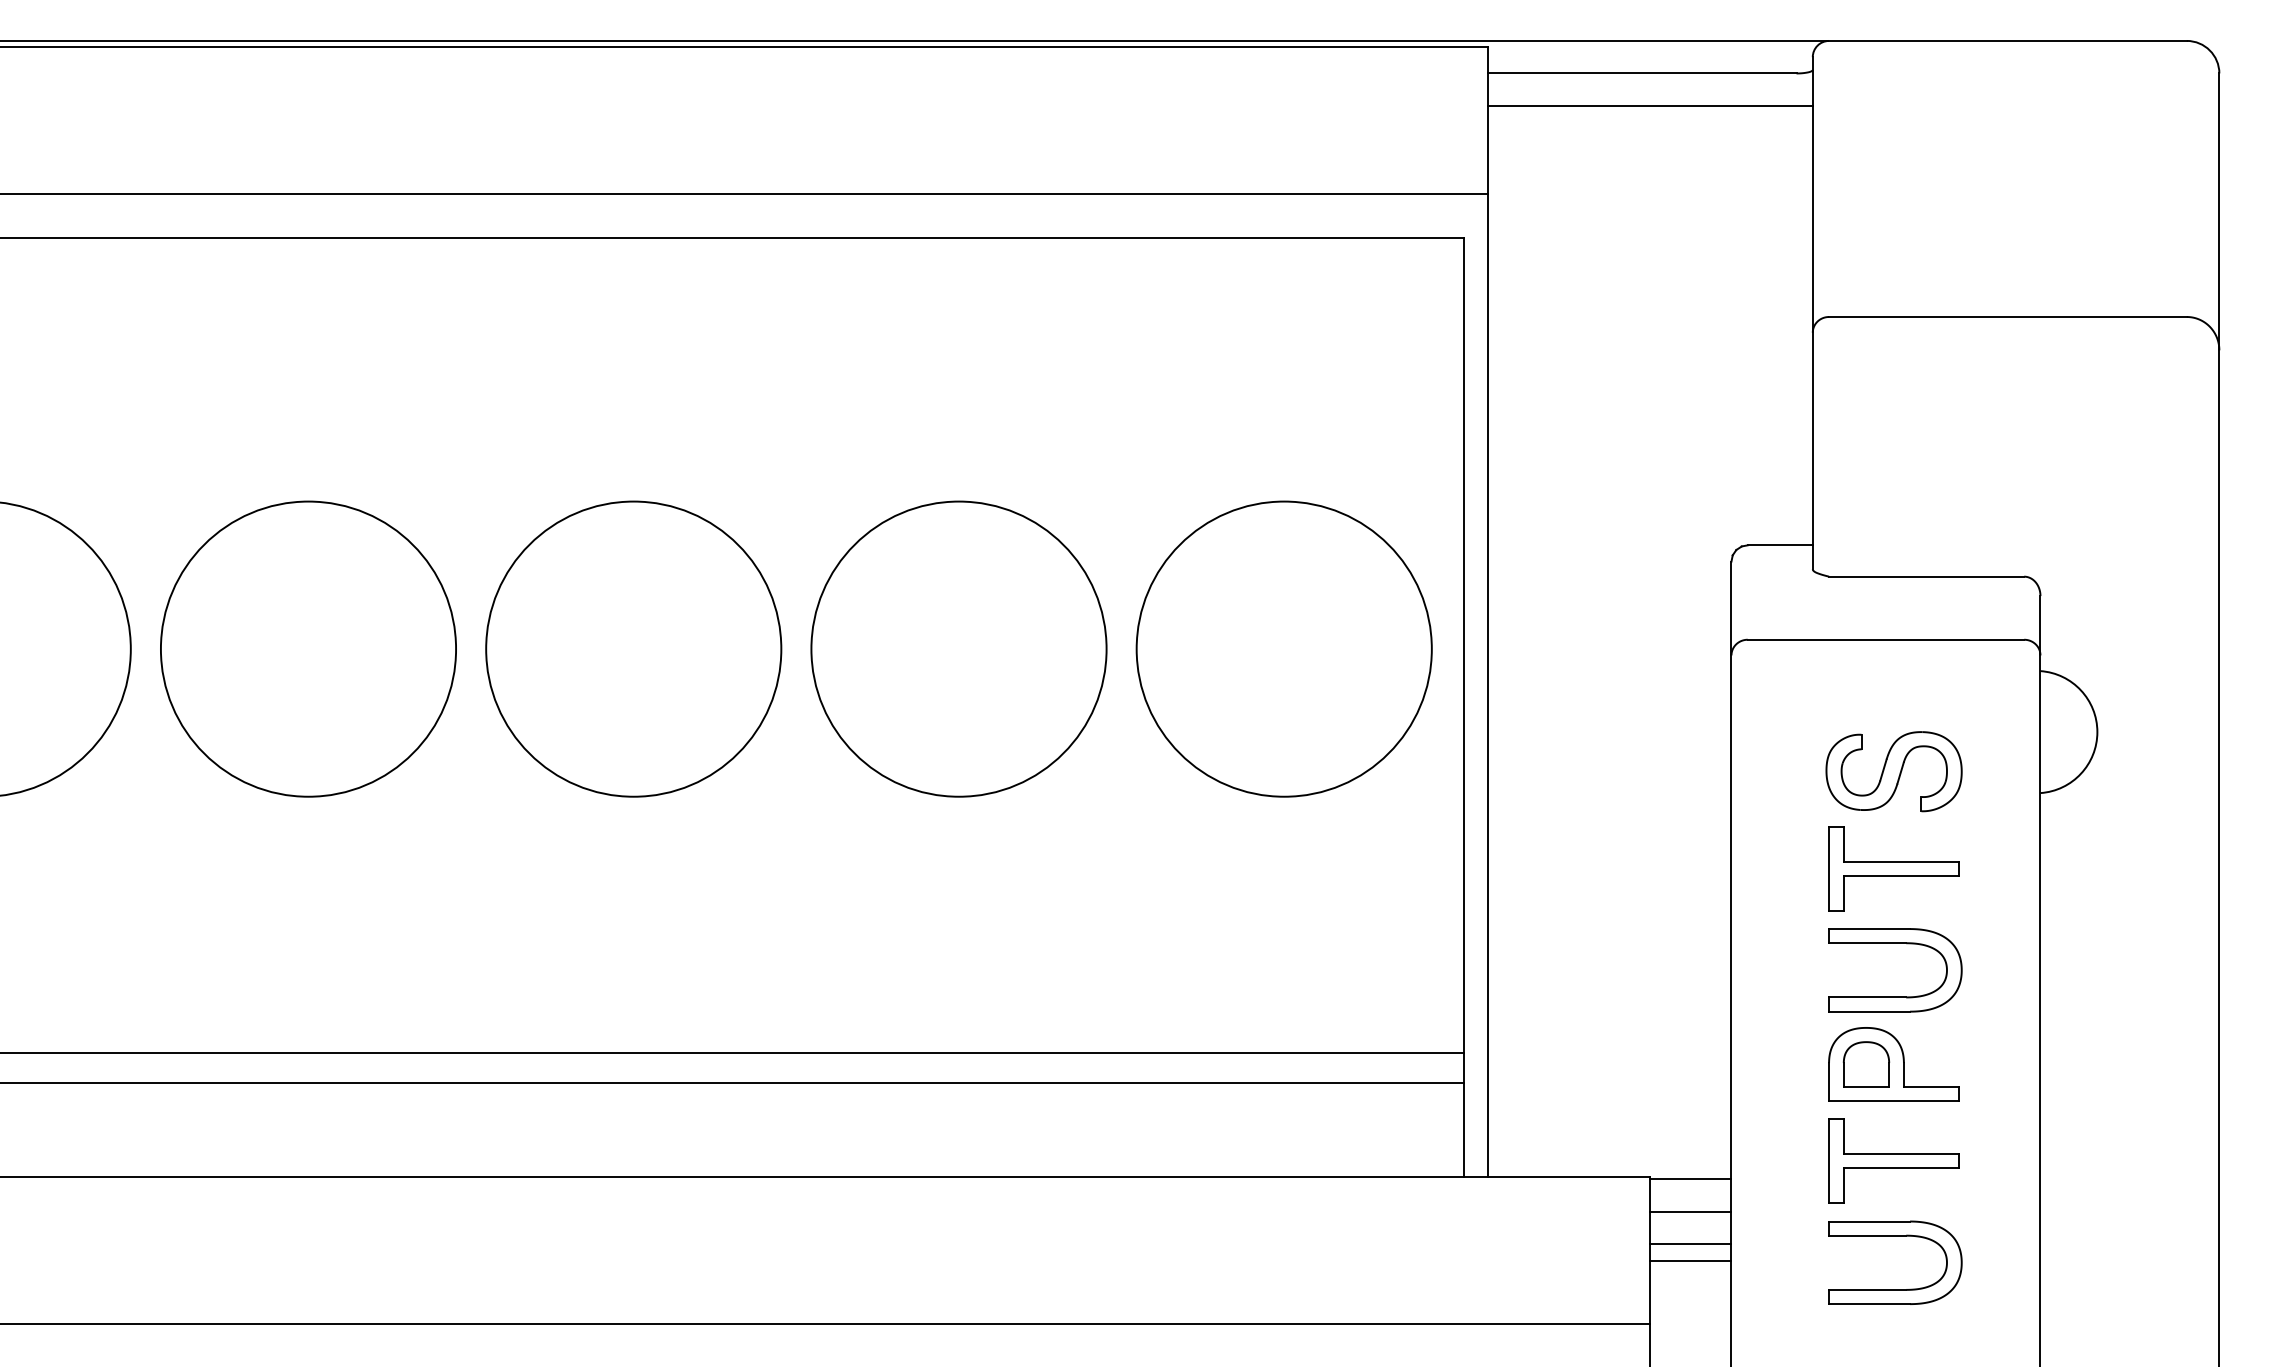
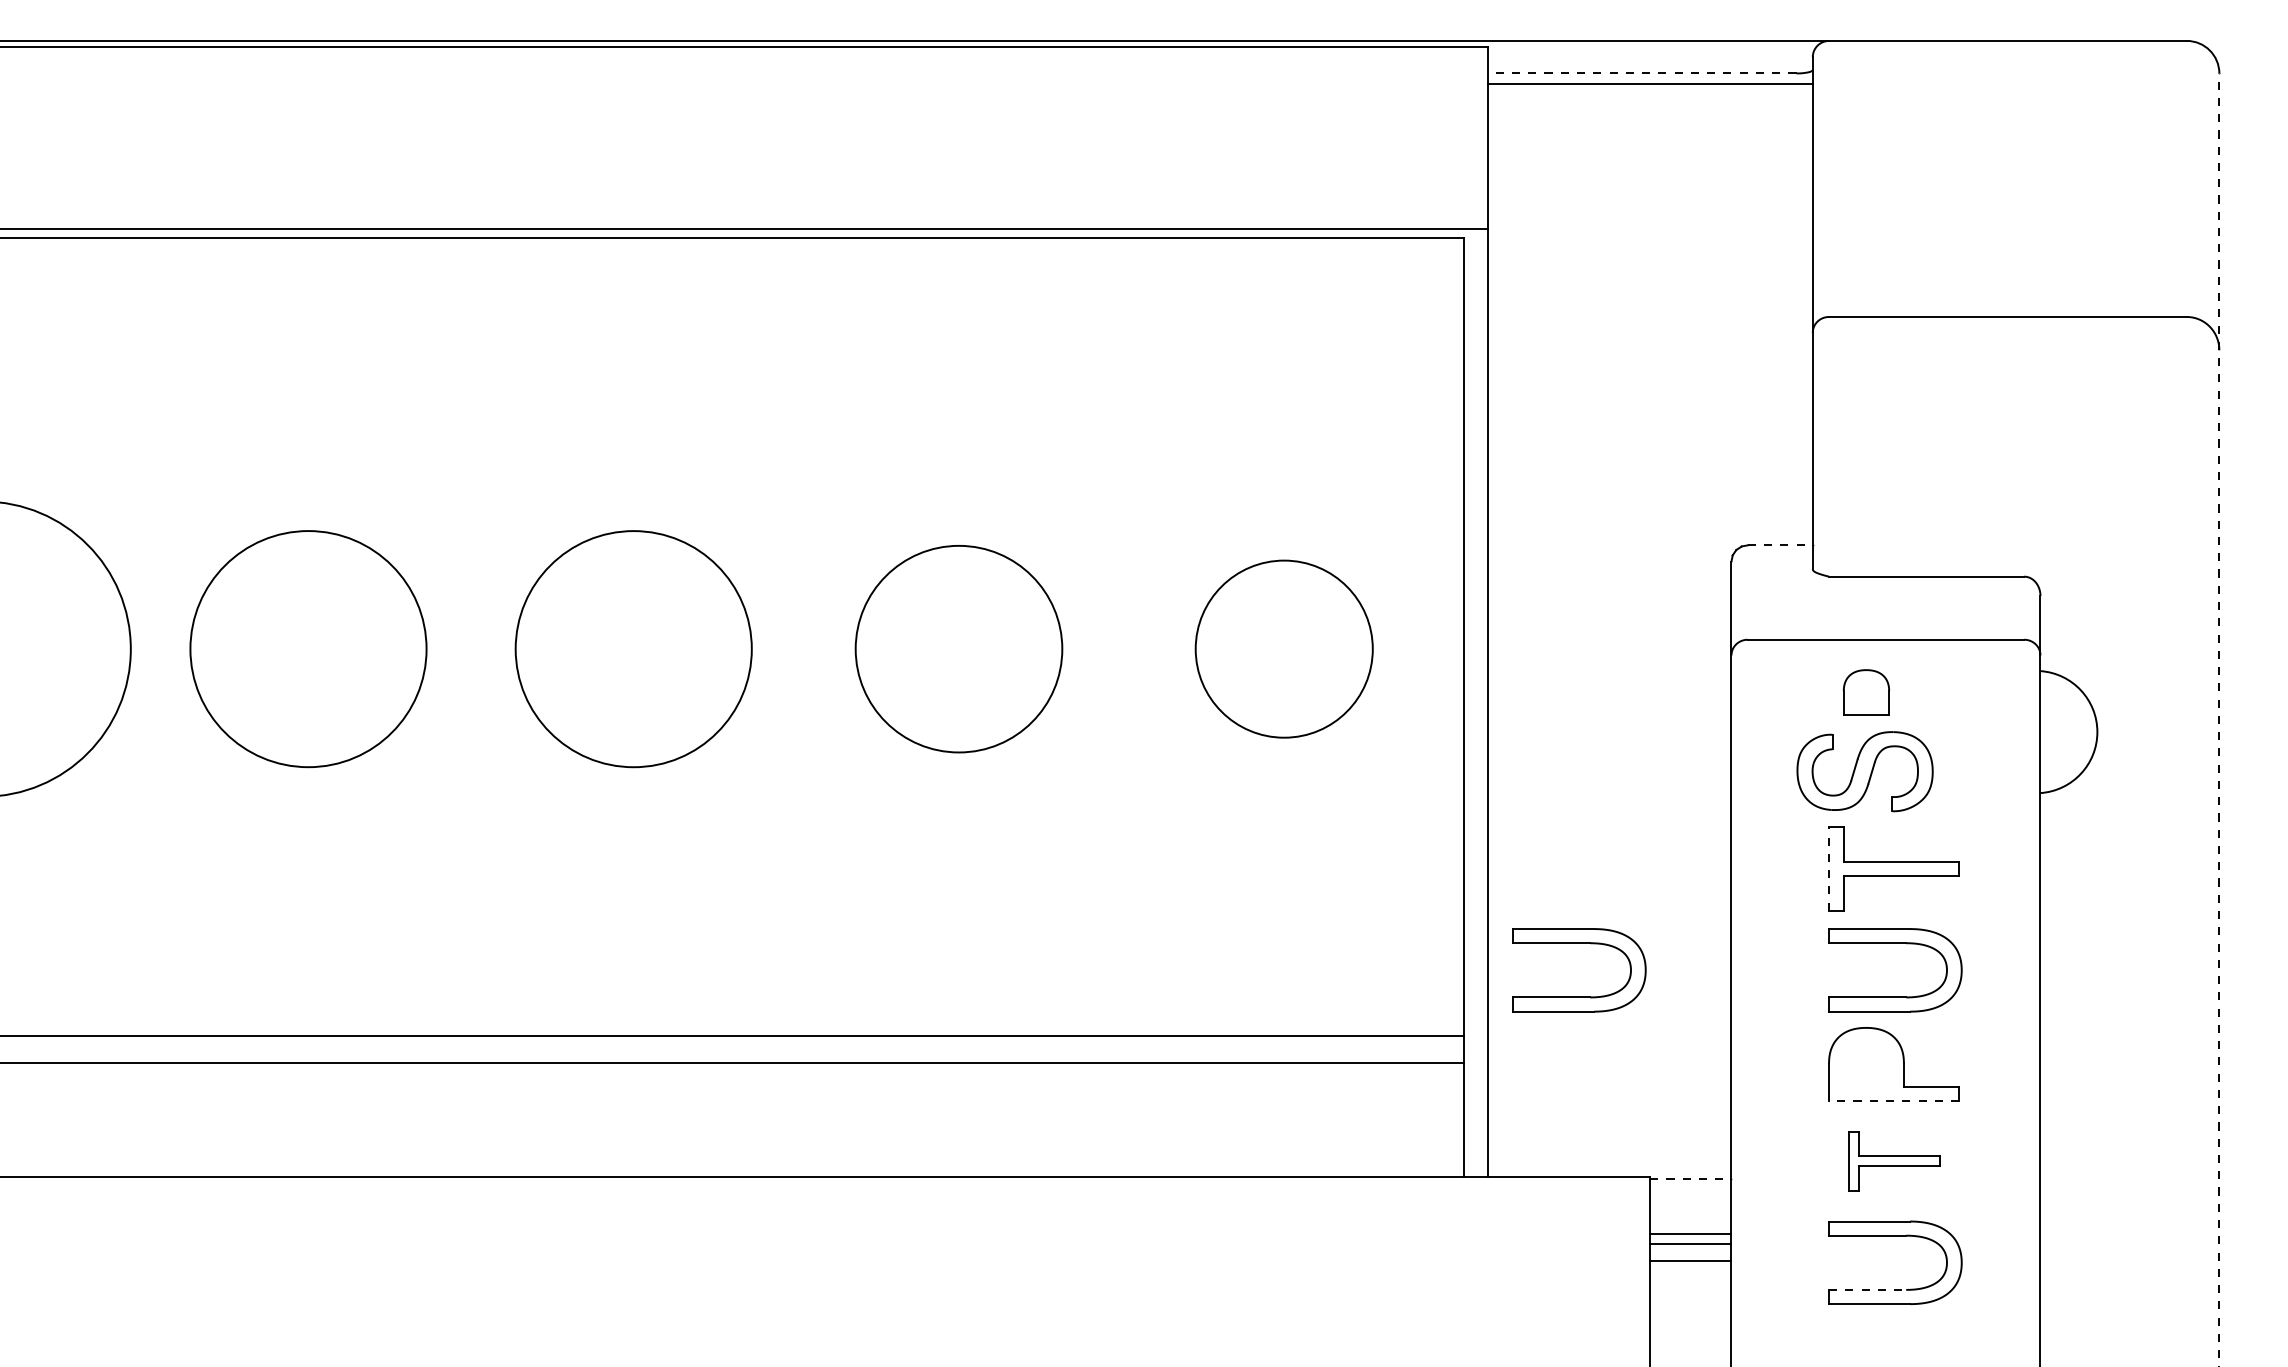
line: solid -> dashed (1641, 73)
line position: (1649, 105) -> (1649, 83) (1649, 83)
line position: (744, 193) -> (744, 228) (744, 228)
line: solid -> dashed (1780, 545)
circle size: 297x298 px -> 239x239 px (308, 649)
circle diameter: 295 px -> 236 px (633, 649)
circle diameter: 295 px -> 207 px (958, 648)
circle diameter: 295 px -> 177 px (1283, 648)
line: solid -> dashed (2219, 720)
part position: (1893, 771) -> (1864, 771) (1864, 771)
line: solid -> dashed (1829, 868)
part: none -> present (1579, 996)
line position: (732, 1053) -> (732, 1036) (732, 1036)
part position: (1866, 1064) -> (1866, 692) (1866, 692)
line position: (732, 1083) -> (732, 1063) (732, 1063)
line: solid -> dashed (1893, 1100)
part size: 132x86 px -> 93x61 px (1894, 1161)
line: solid -> dashed (1690, 1179)
line position: (1690, 1211) -> (1690, 1233) (1690, 1233)
line: solid -> dashed (1867, 1289)
line: present -> none (826, 1324)
